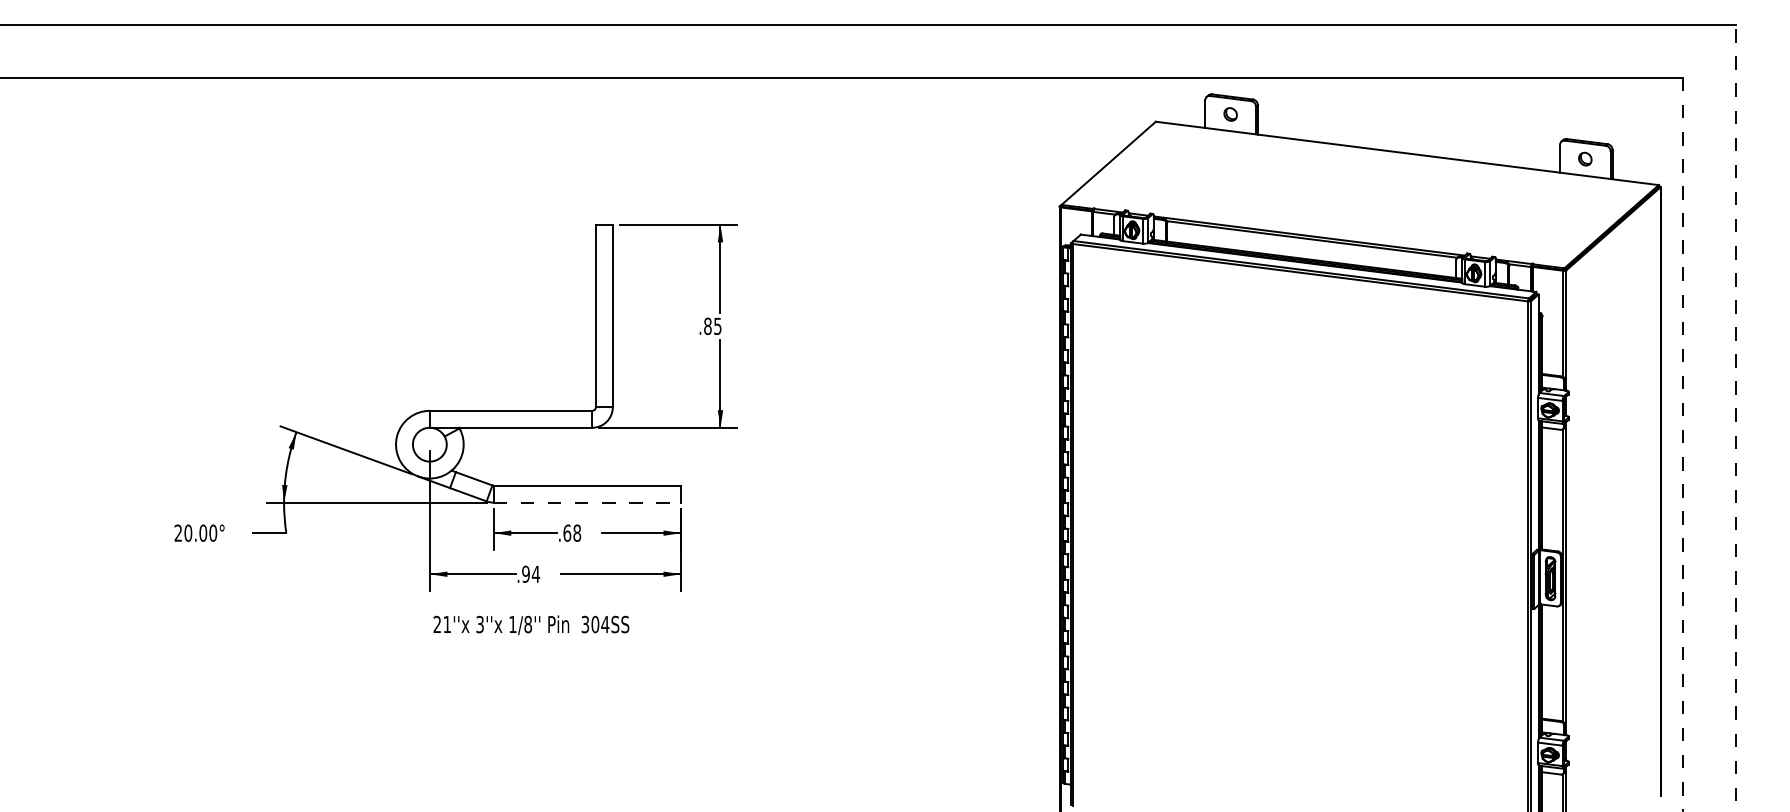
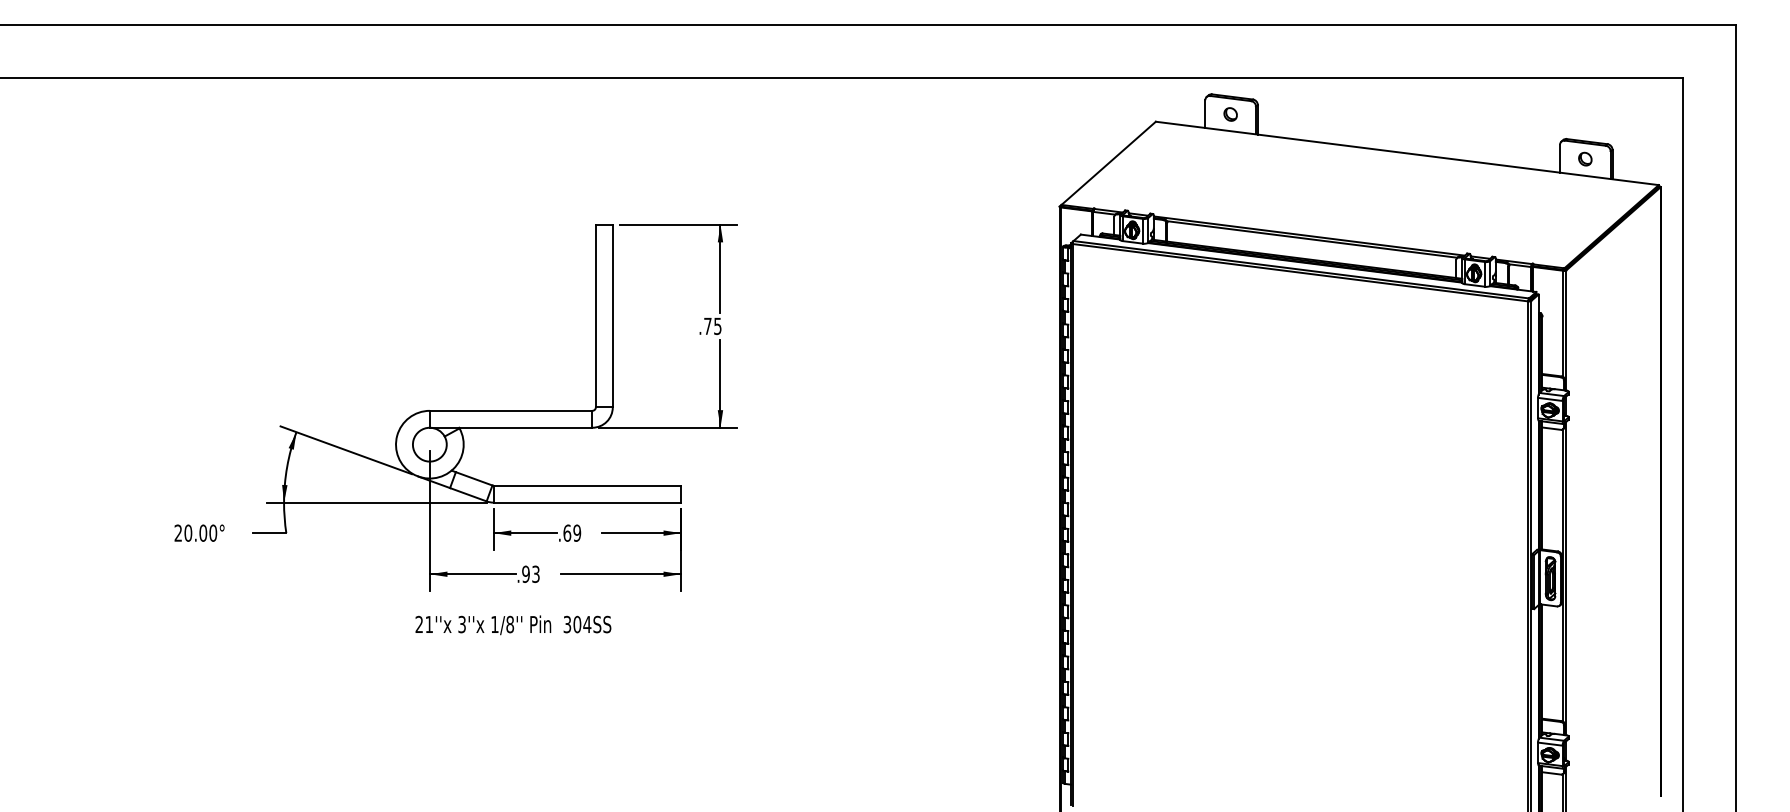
text: .85 -> .75 (707, 326)
line: dashed -> solid (1736, 417)
line: dashed -> solid (1682, 444)
line: dashed -> solid (587, 502)
text: .68 -> .69 (577, 532)
text: .94 -> .93 (535, 573)
text position: (531, 625) -> (513, 625) (513, 625)
